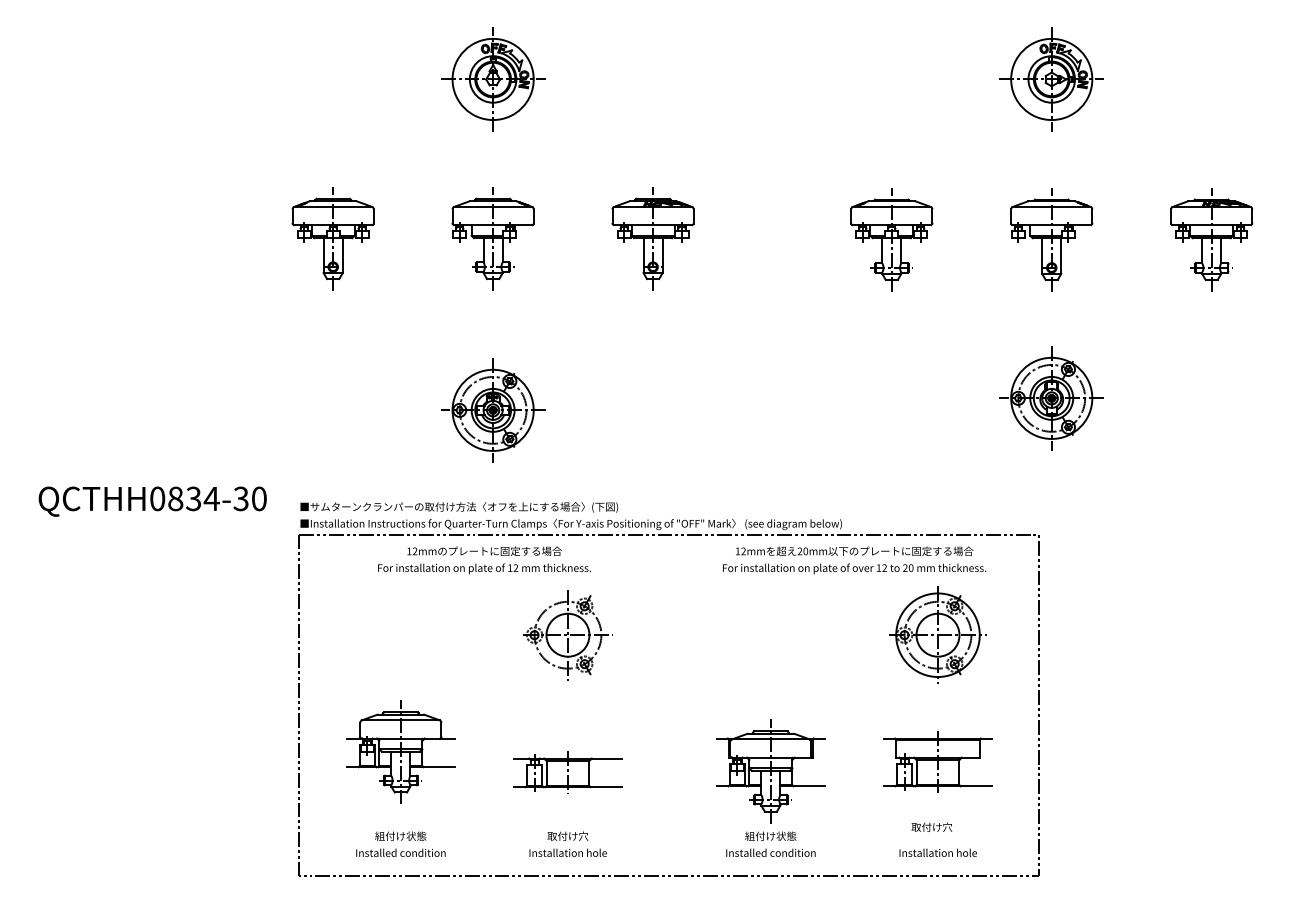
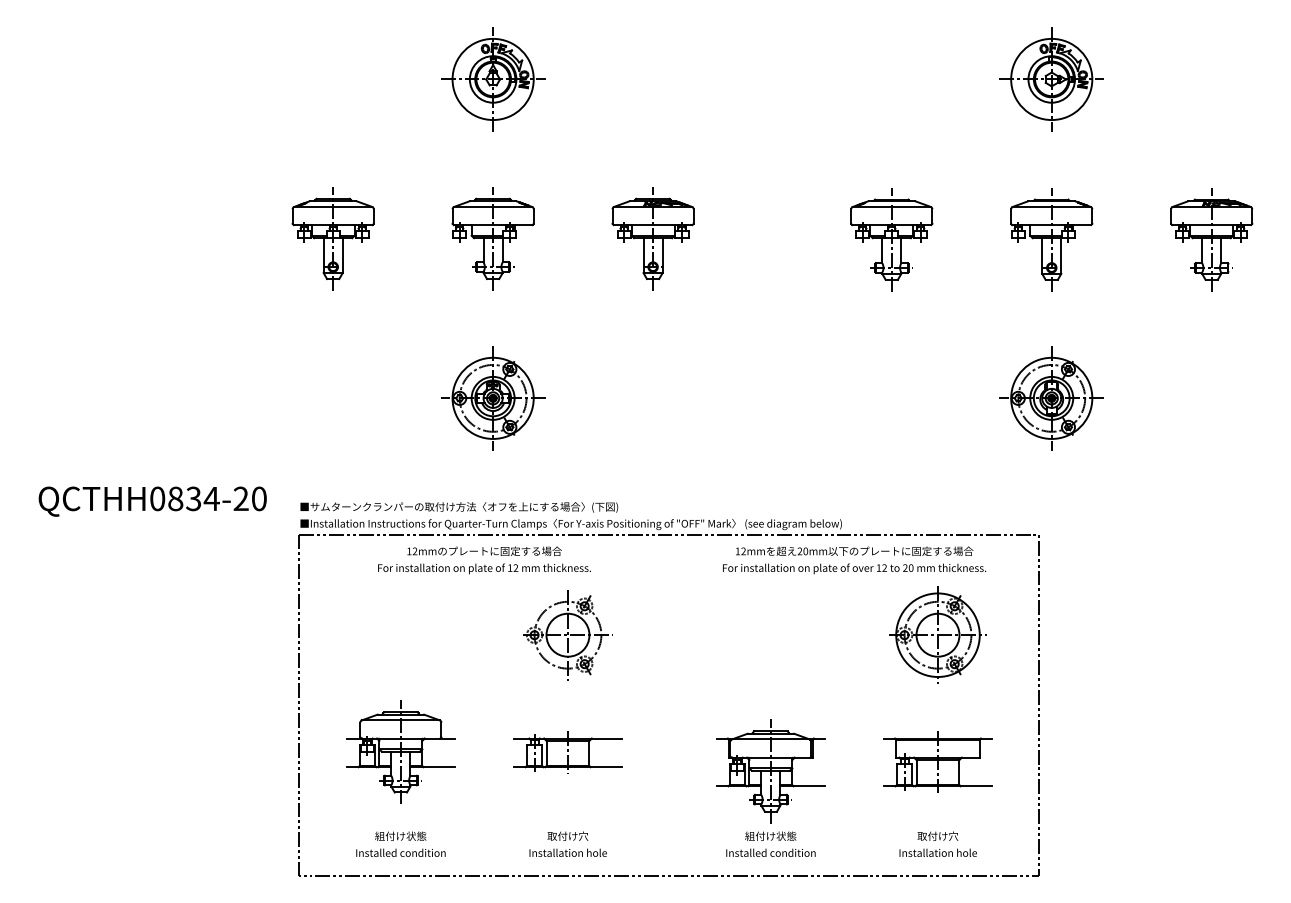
part position: (493, 410) -> (493, 398) (493, 398)
text: QCTHH0834-30 -> QCTHH0834-20 (240, 499)
part position: (567, 772) -> (567, 752) (567, 752)
text position: (931, 826) -> (937, 835) (937, 835)
